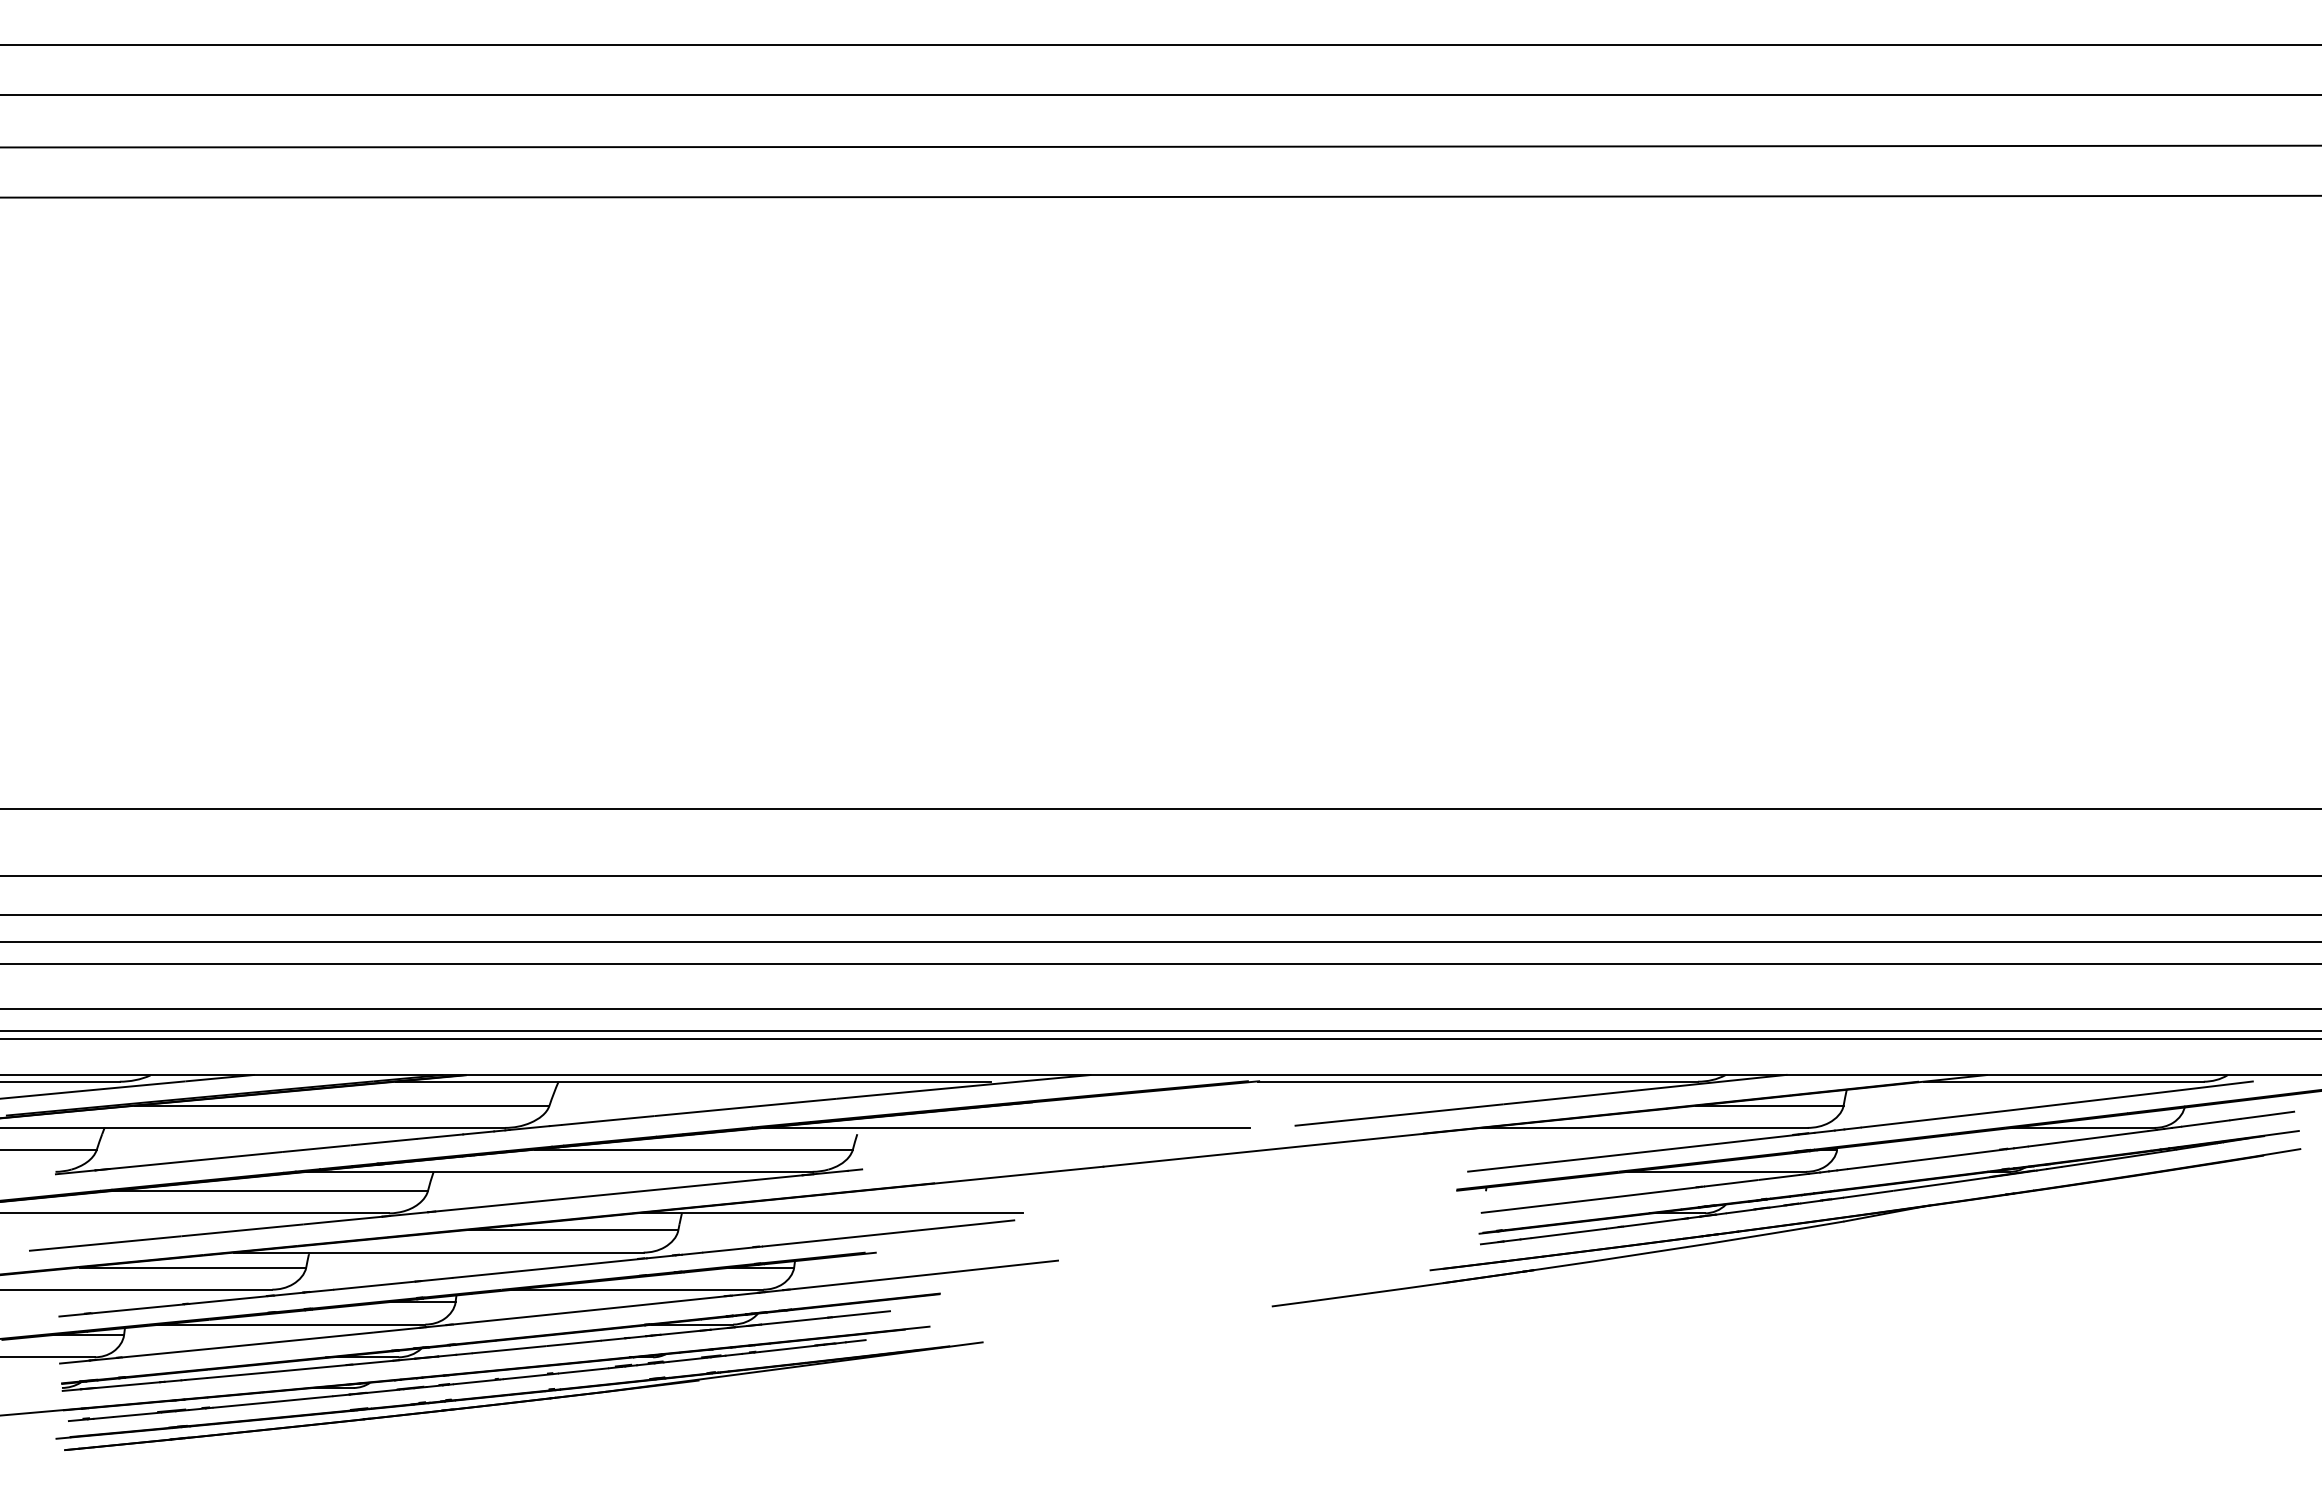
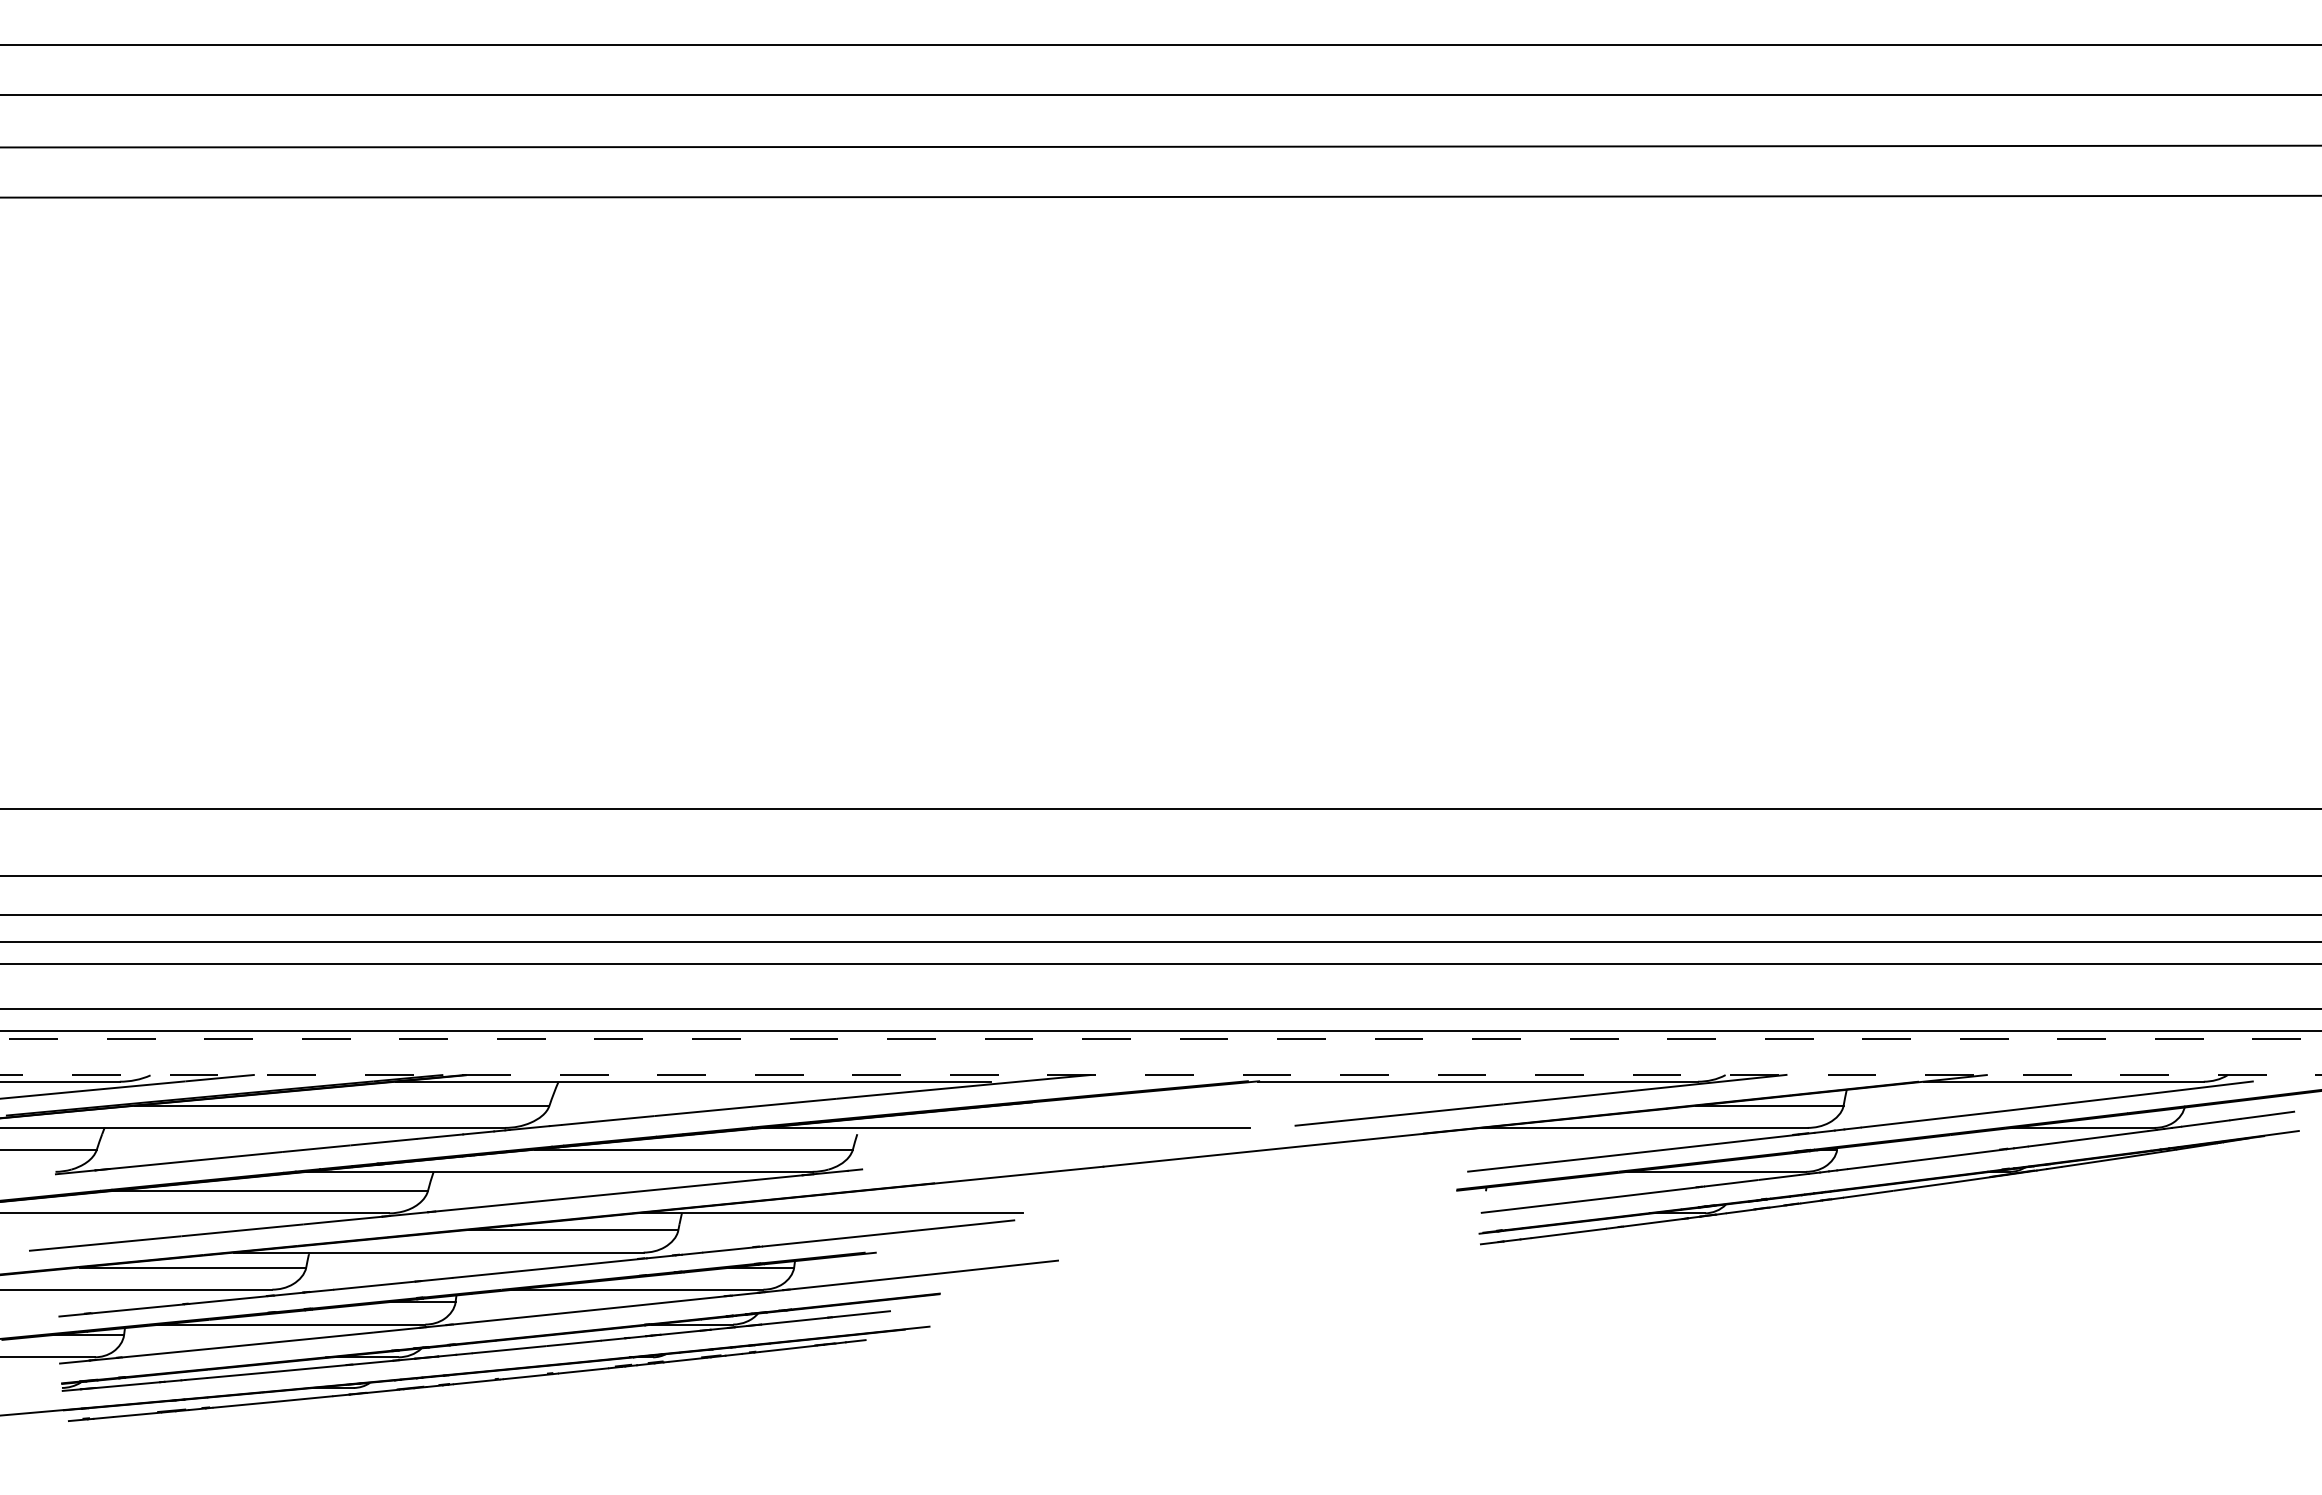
line: solid -> dashed (1160, 1038)
line: solid -> dashed (1161, 1075)
part: present -> none (1786, 1227)
part: present -> none (519, 1395)
